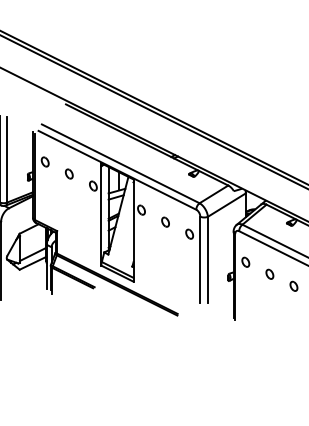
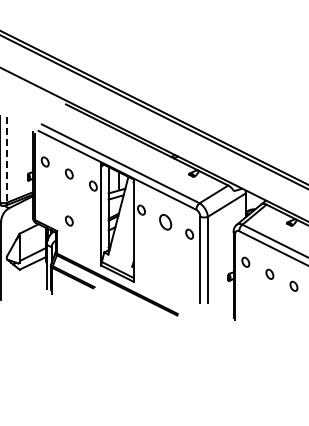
line: solid -> dashed (7, 160)
part: none -> present (68, 220)
part size: 9x12 px -> 14x17 px (165, 222)
